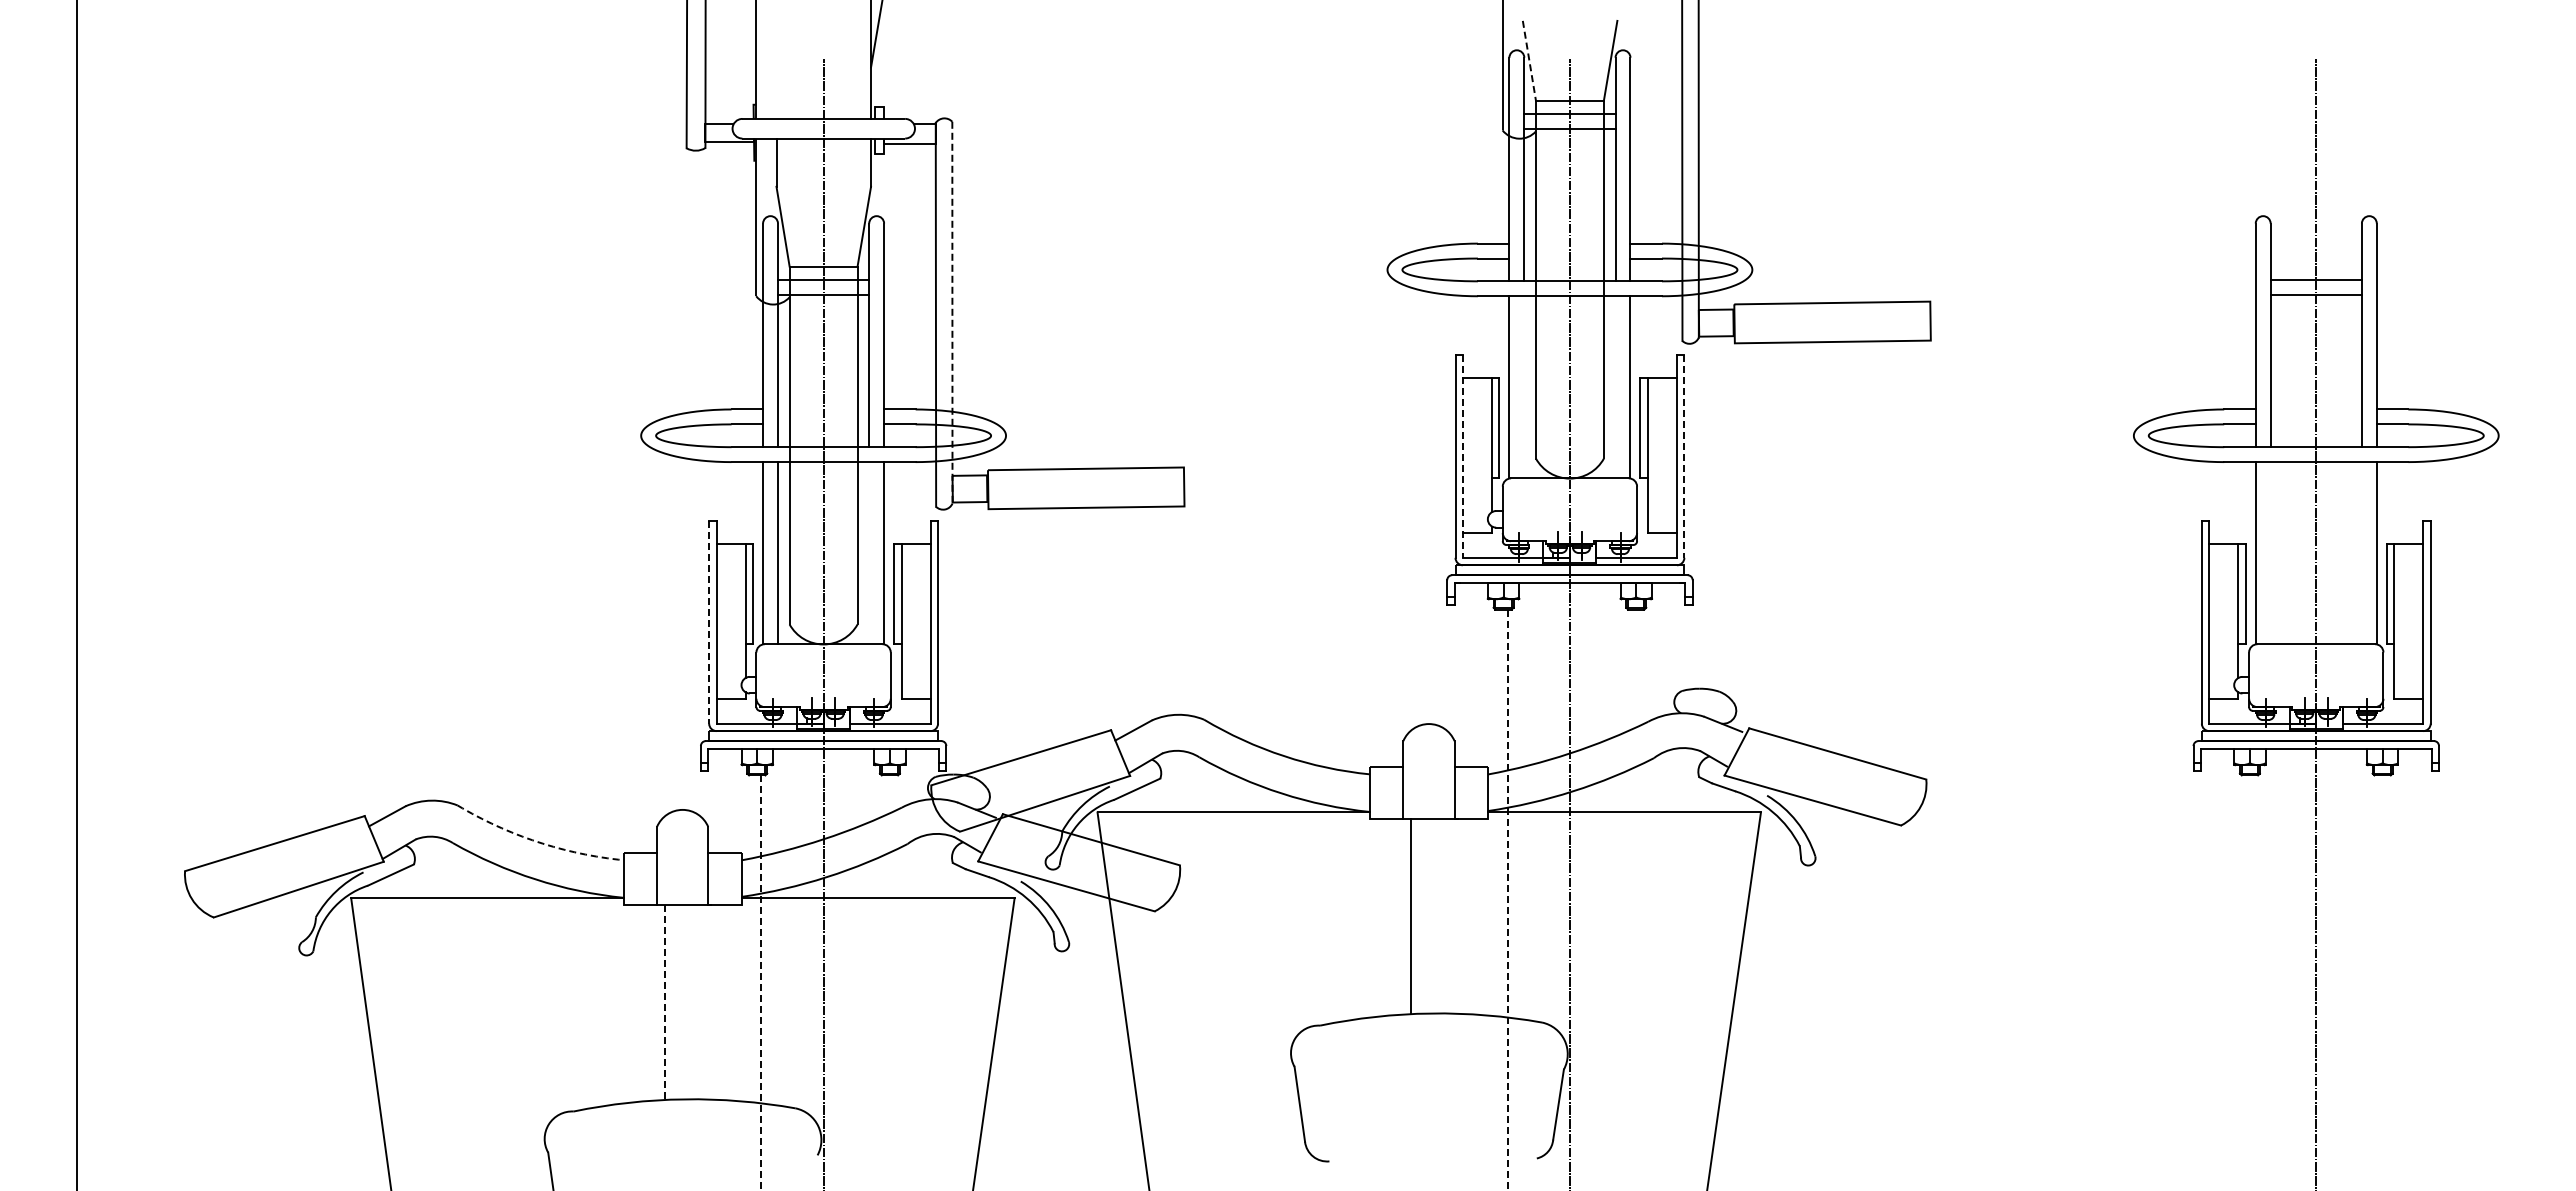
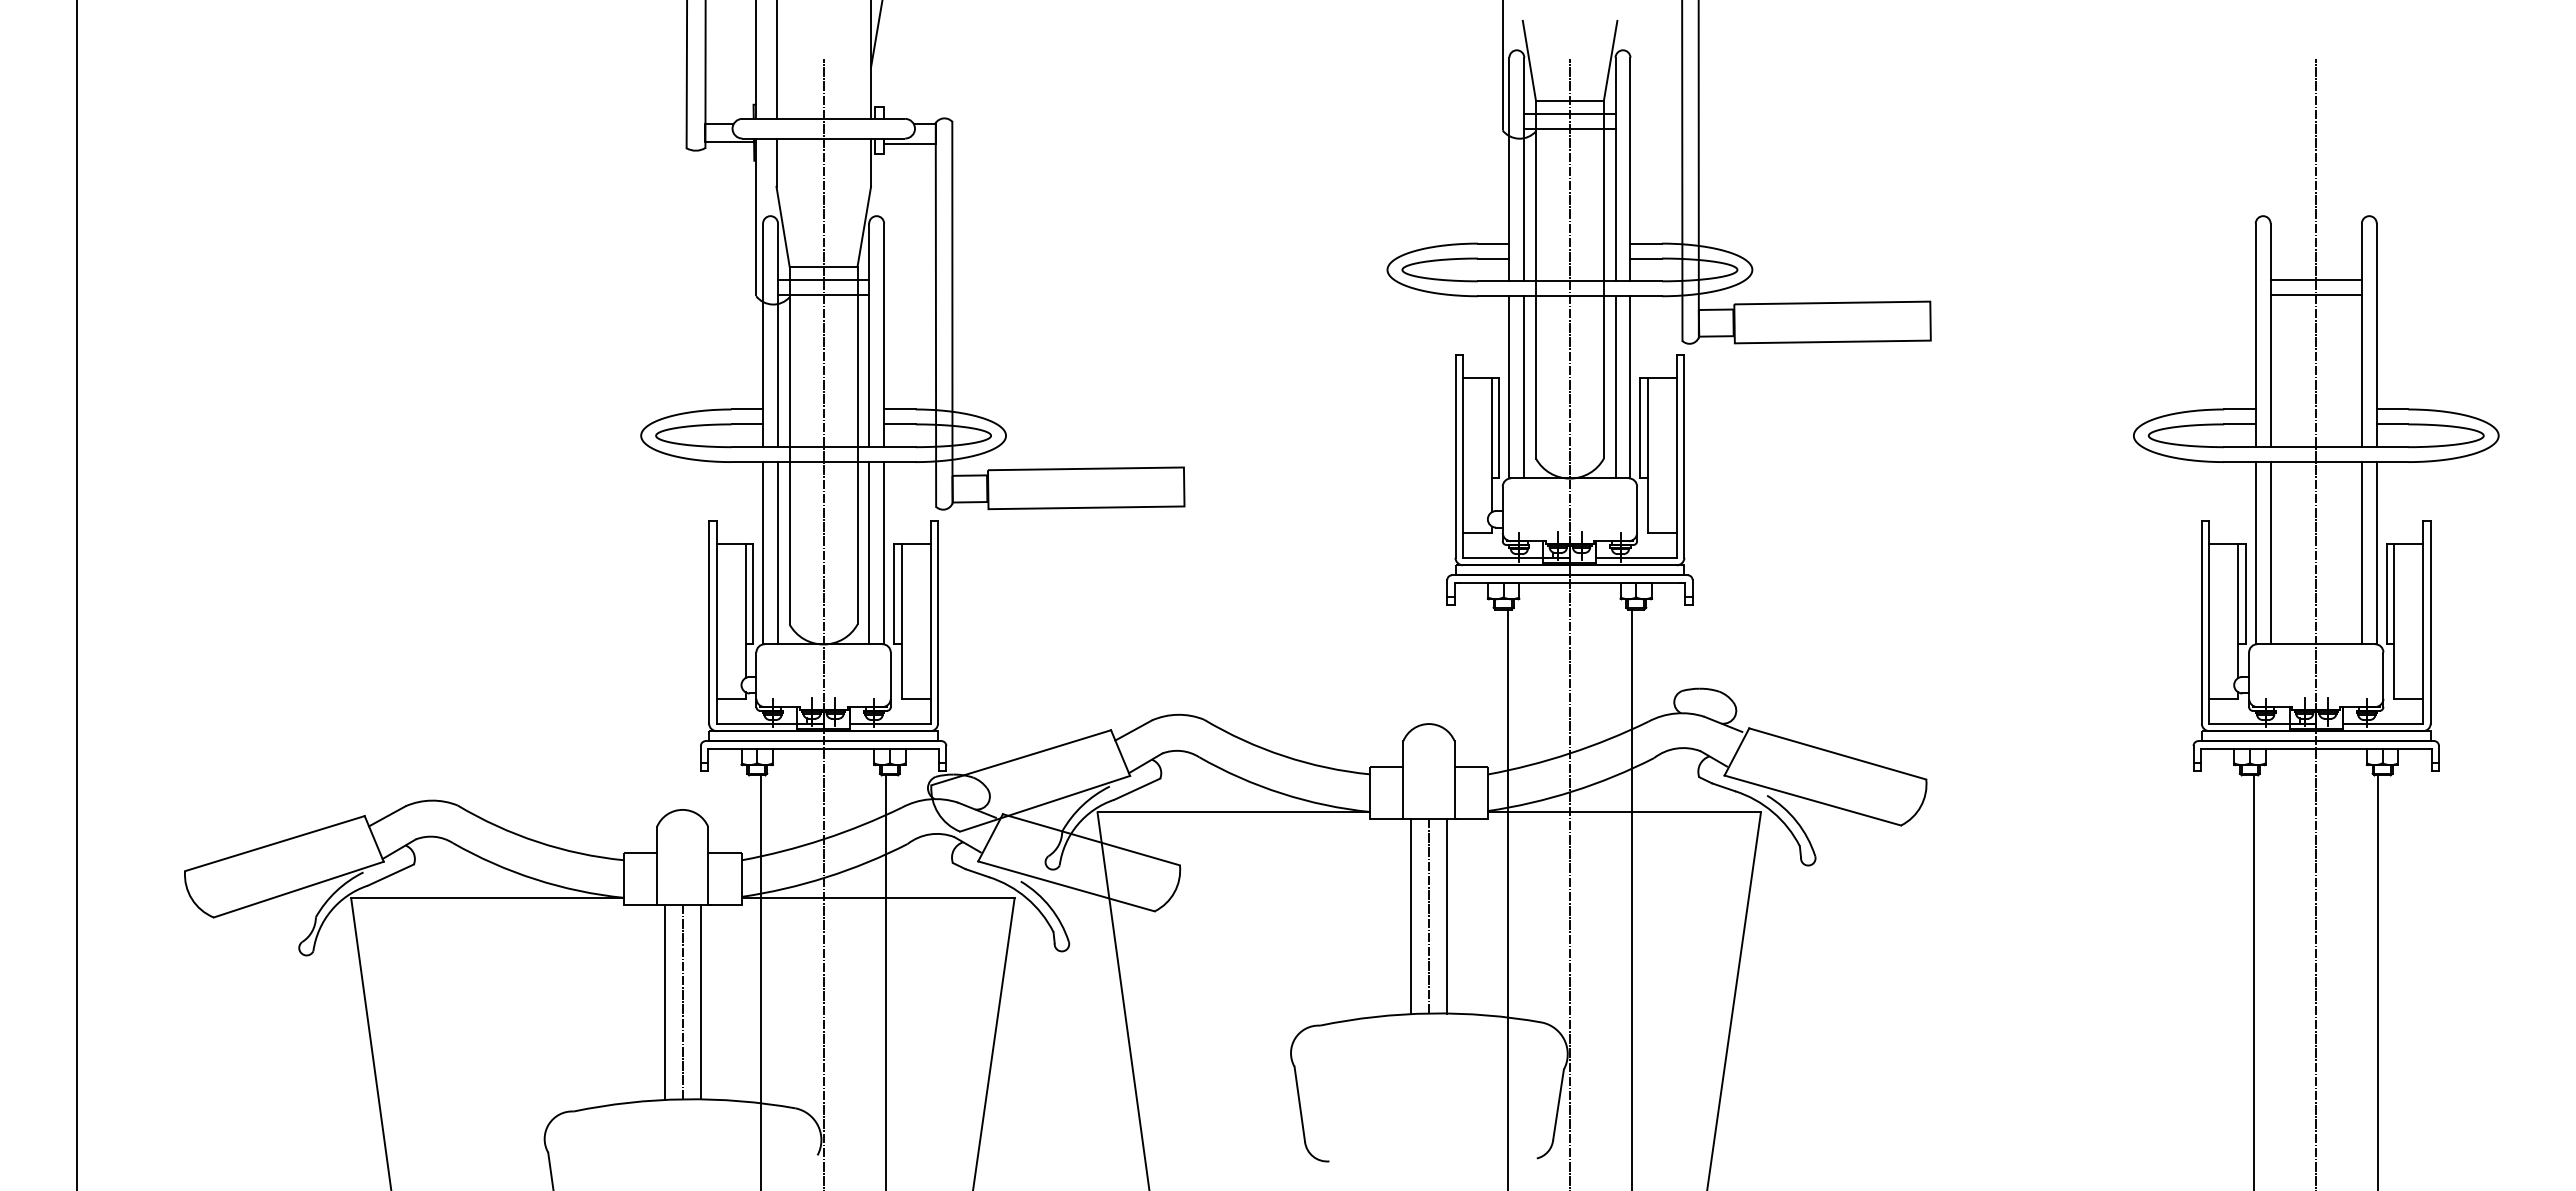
line: none -> present (776, 60)
line: dashed -> solid (1529, 61)
line: dashed -> solid (952, 312)
line: none -> present (1524, 387)
line: none -> present (1615, 387)
line: dashed -> solid (1462, 456)
line: dashed -> solid (1684, 456)
line: none -> present (869, 553)
line: none -> present (2270, 553)
line: none -> present (2361, 553)
line: dashed -> solid (709, 622)
arc: dashed -> solid (537, 841)
line: none -> present (1632, 898)
line: dashed -> solid (1507, 900)
line: none -> present (1428, 916)
line: none -> present (1447, 916)
line: none -> present (885, 981)
line: none -> present (2254, 981)
line: none -> present (2378, 981)
line: dashed -> solid (761, 983)
line: none -> present (682, 1001)
line: none -> present (701, 1001)
line: dashed -> solid (664, 1002)
